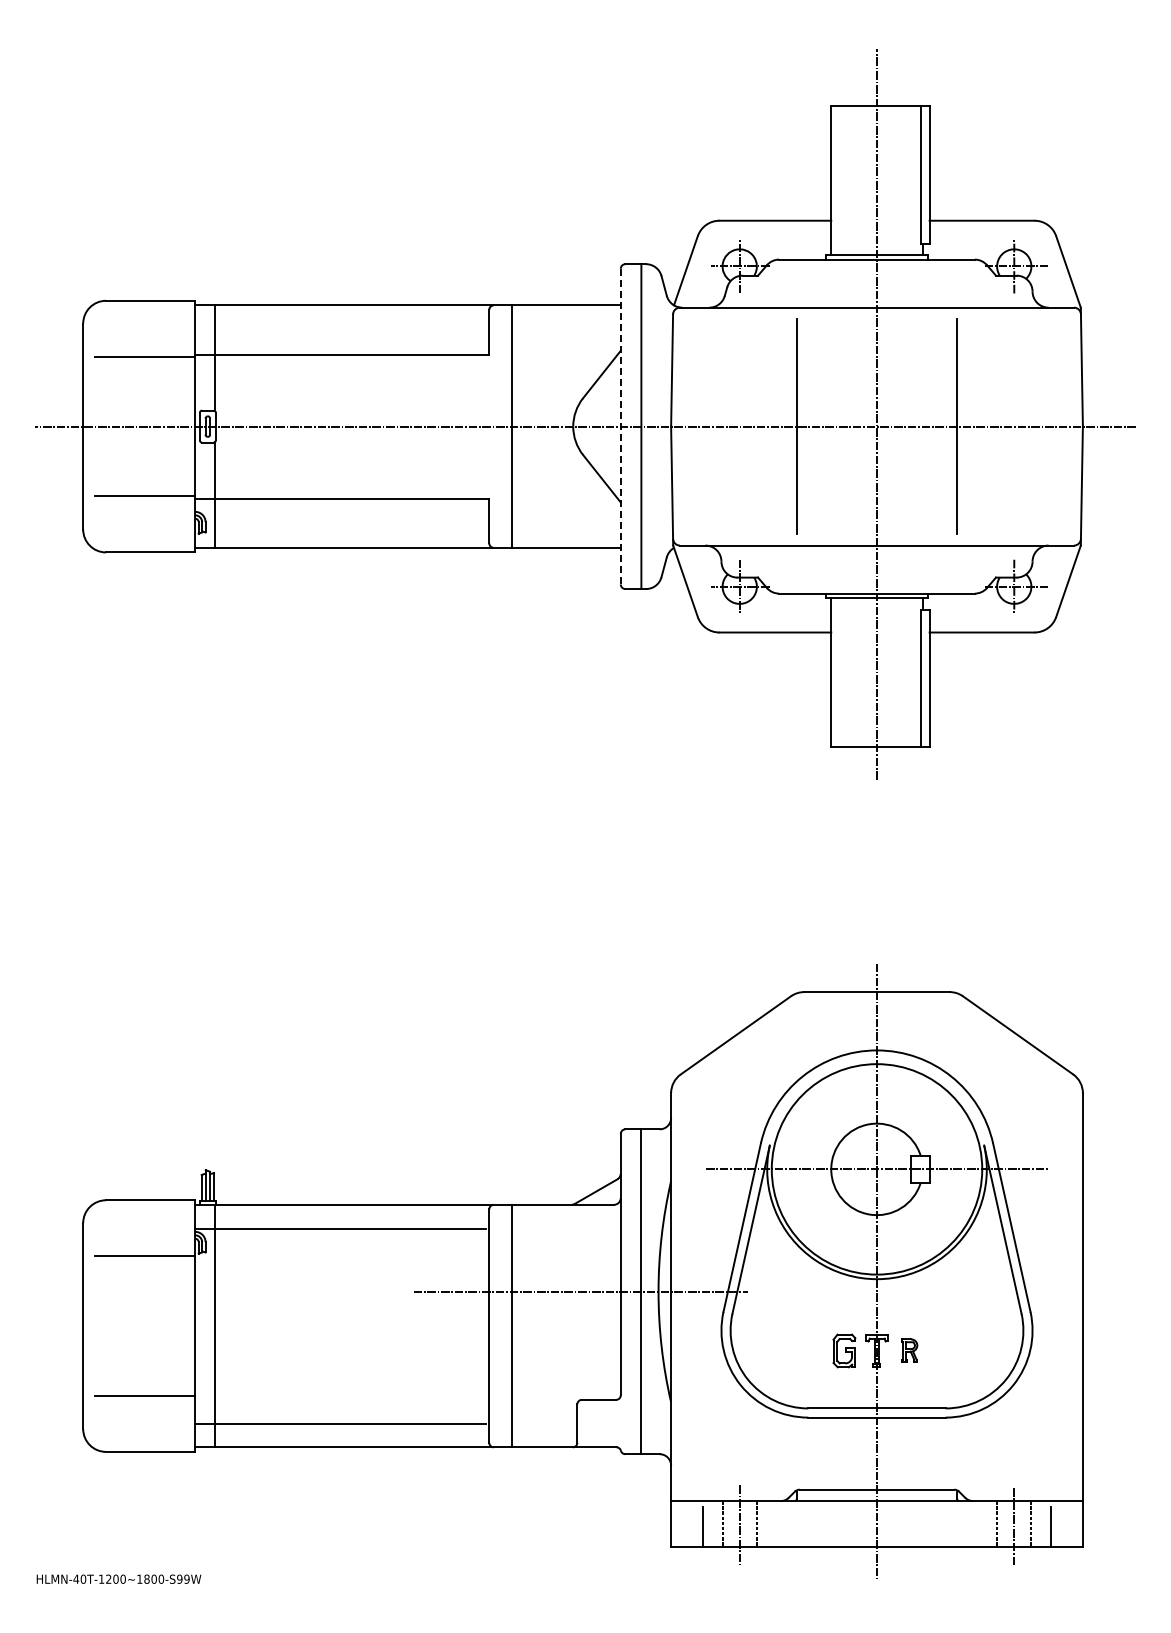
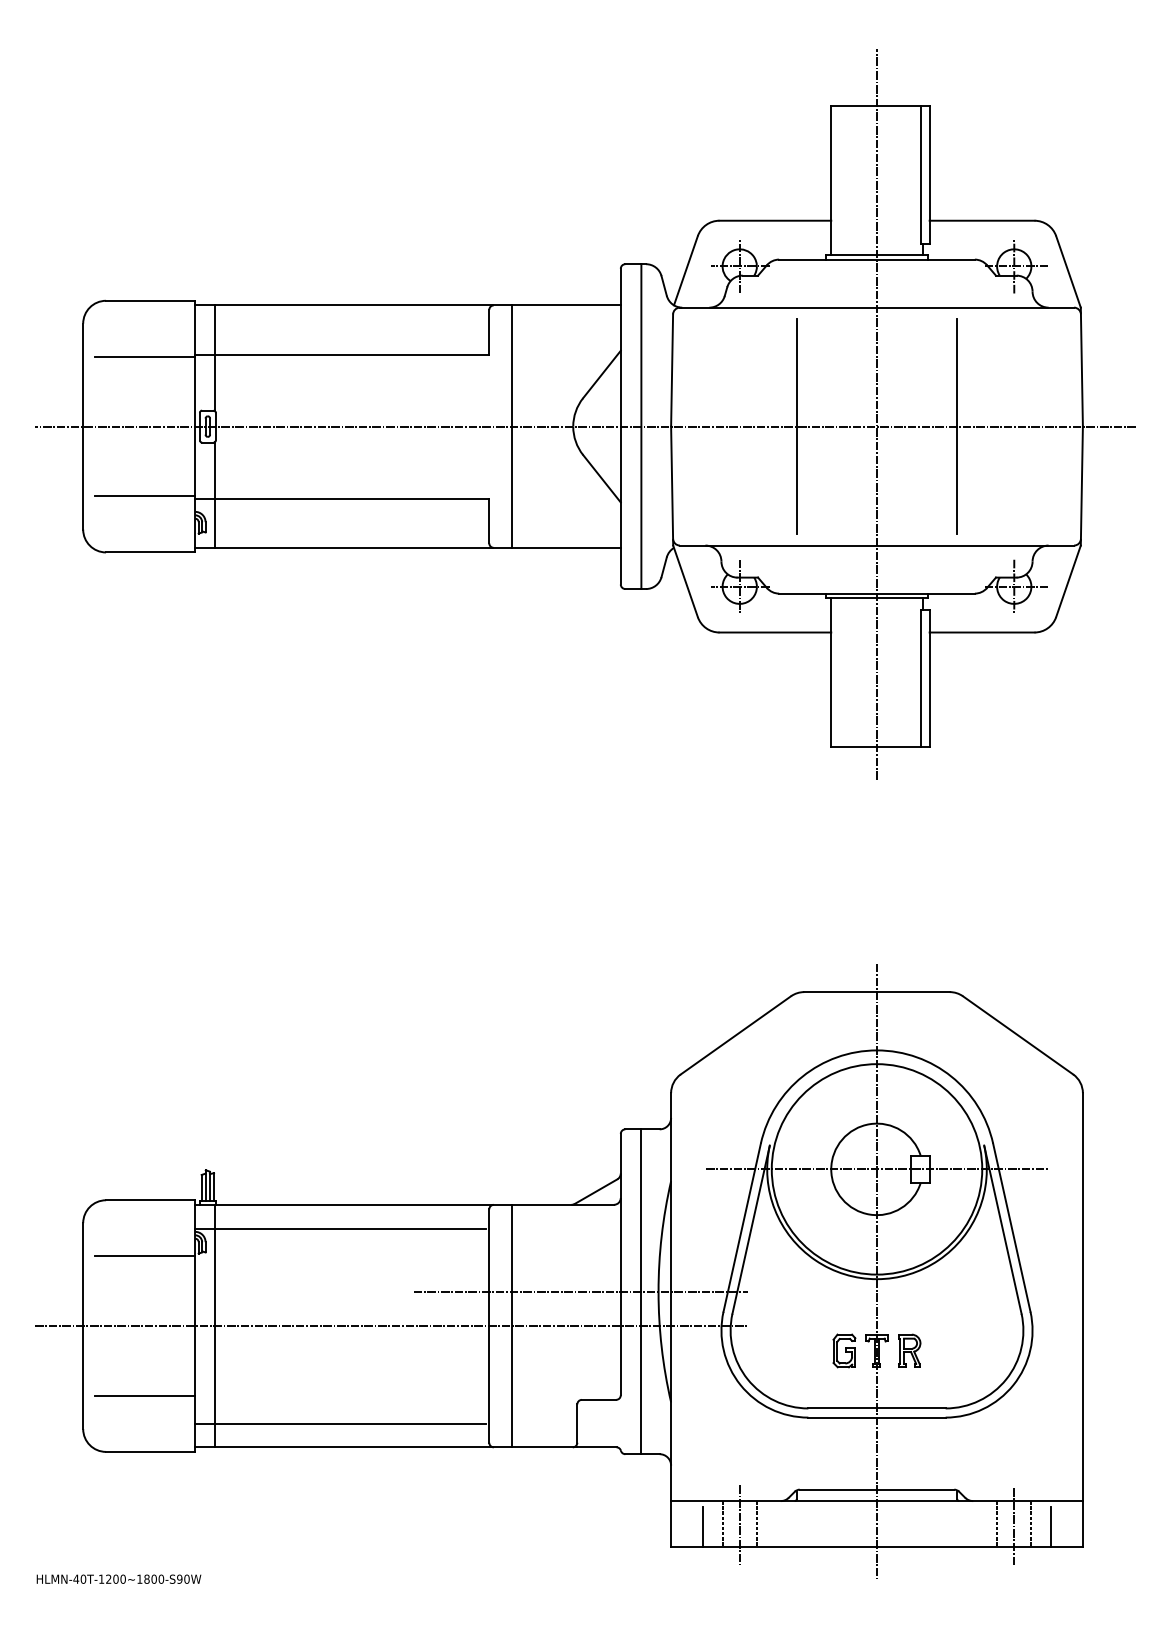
line: dashed -> solid (620, 426)
line: none -> present (391, 1326)
part size: 18x25 px -> 24x35 px (909, 1350)
text: HLMN-40T-1200~1800-S99W -> HLMN-40T-1200~1800-S90W (186, 1579)
